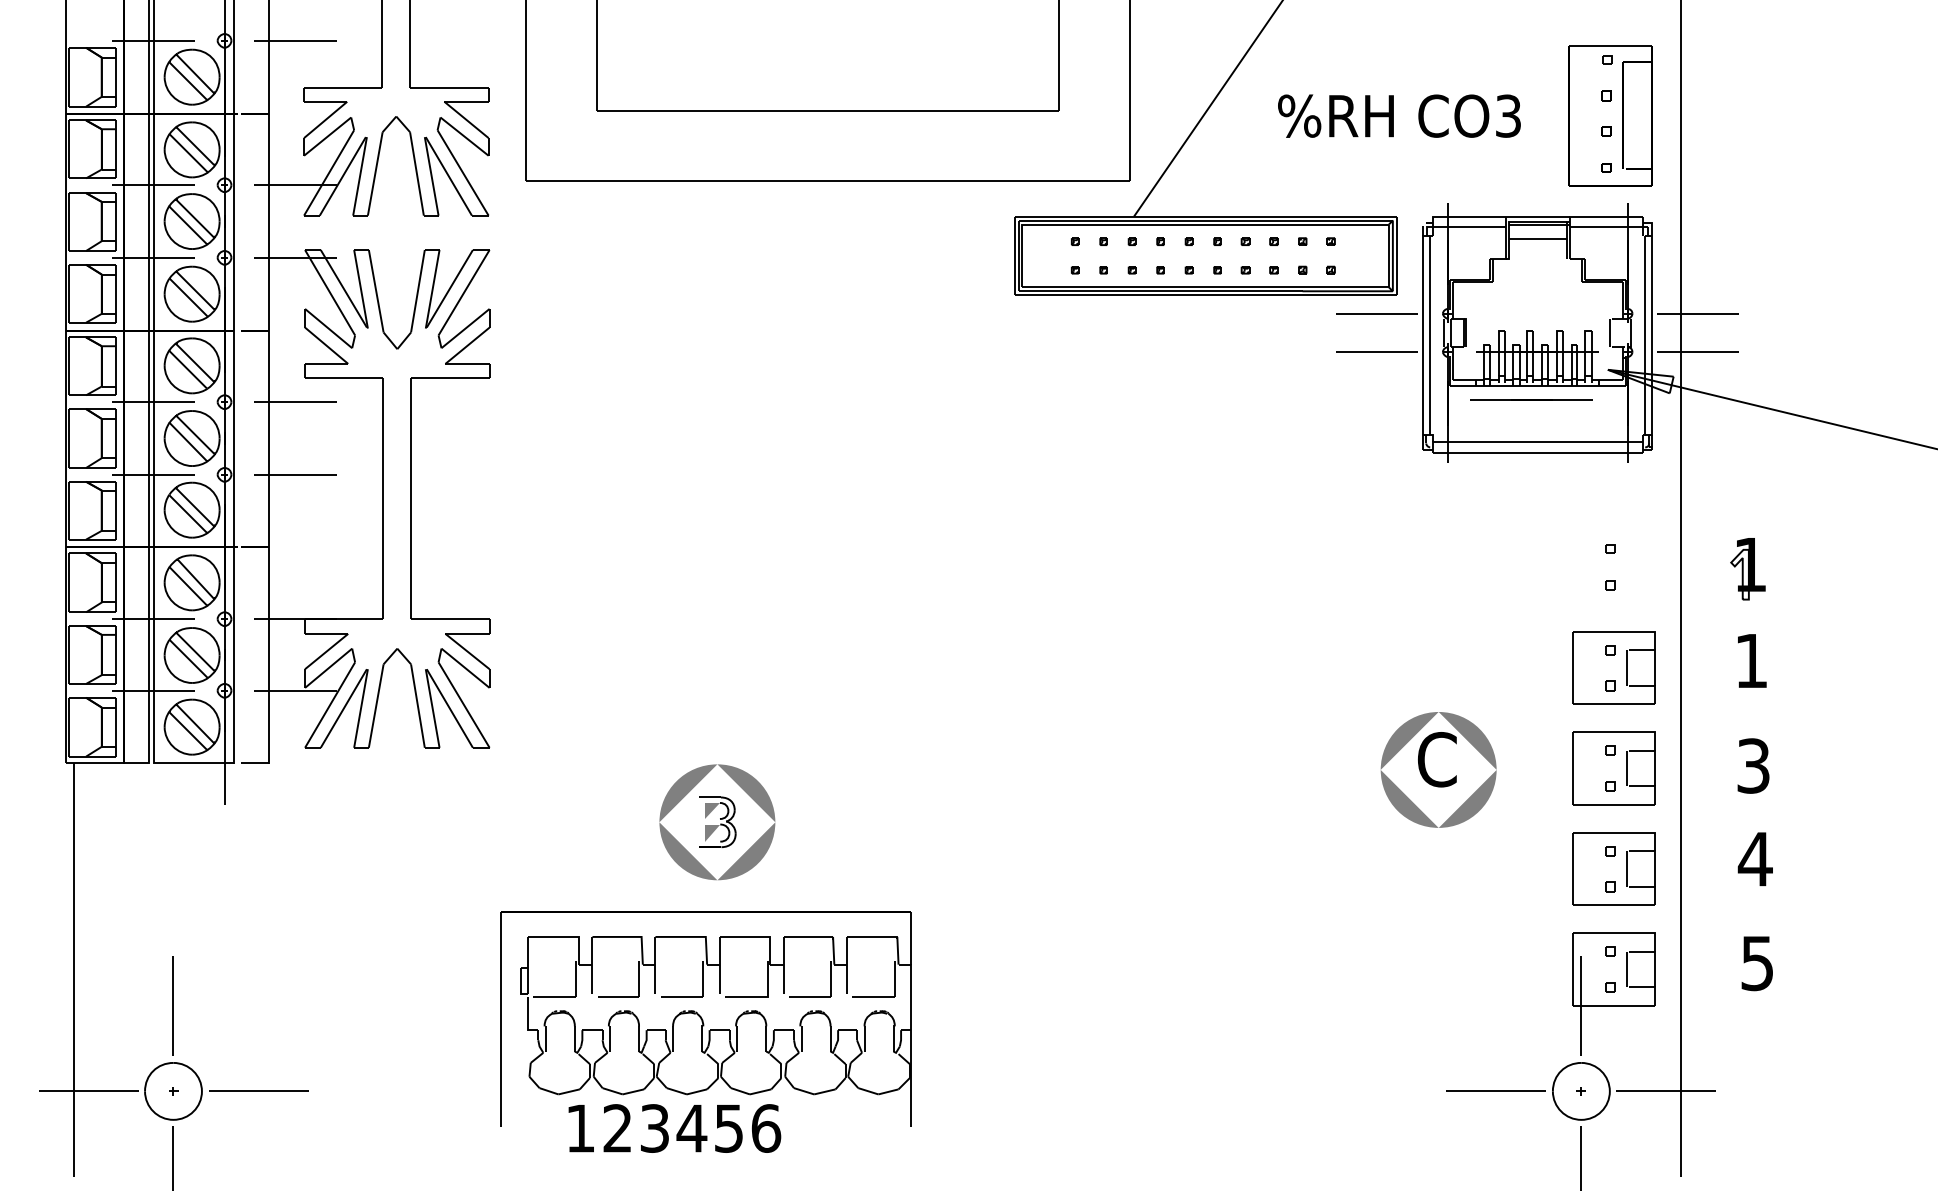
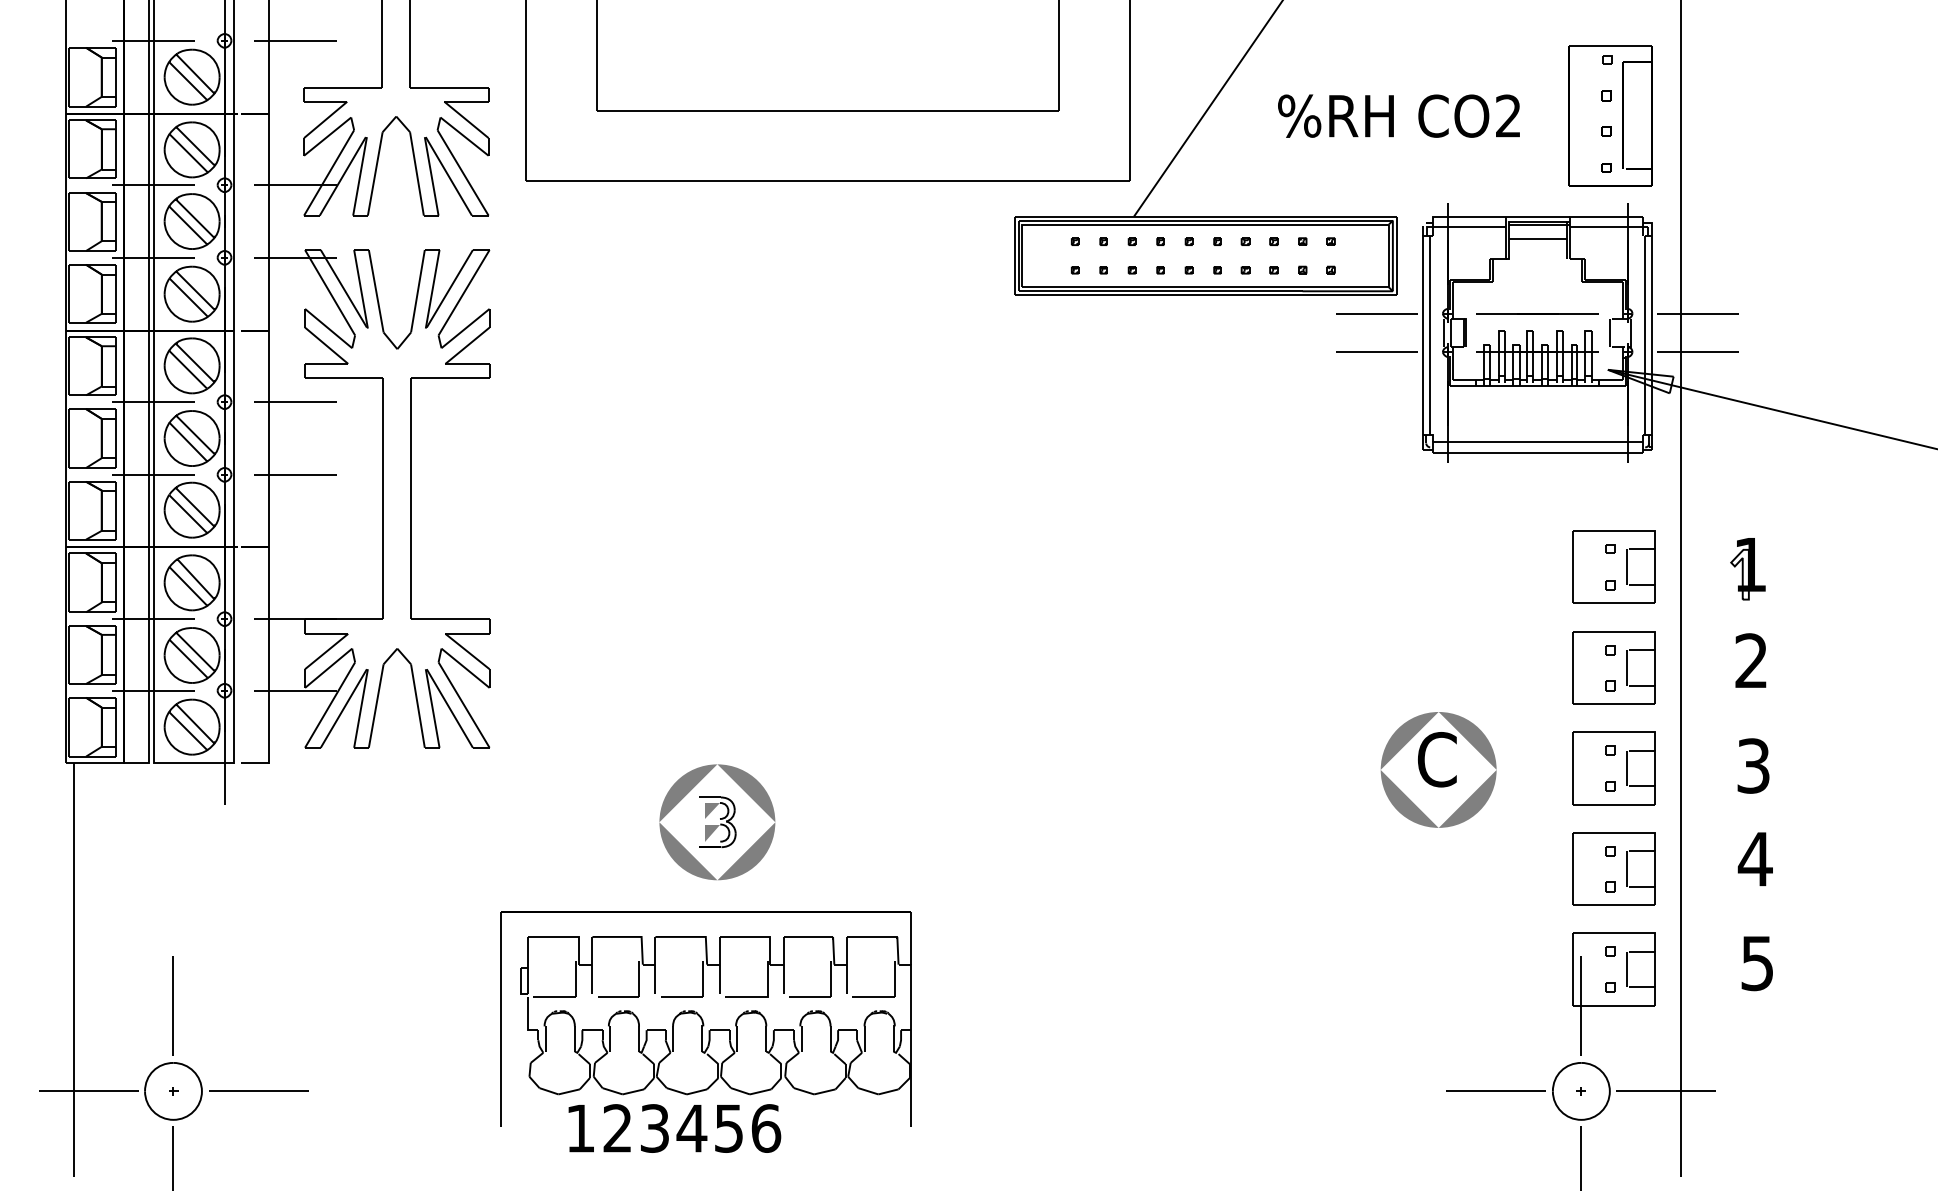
text: CO3 -> CO2 (1508, 115)
line position: (1531, 399) -> (1537, 313) (1537, 313)
part: none -> present (1613, 566)
text: 1 -> 2 (1750, 660)
